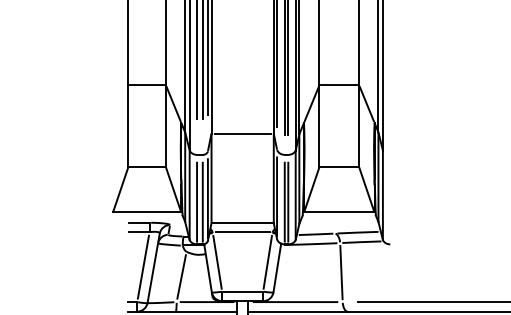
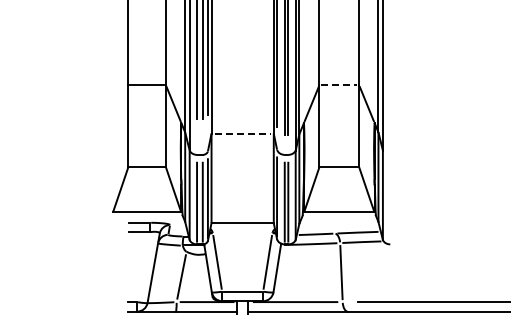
line: solid -> dashed (339, 85)
line: solid -> dashed (243, 133)
line: present -> none (242, 232)
line: present -> none (142, 266)
